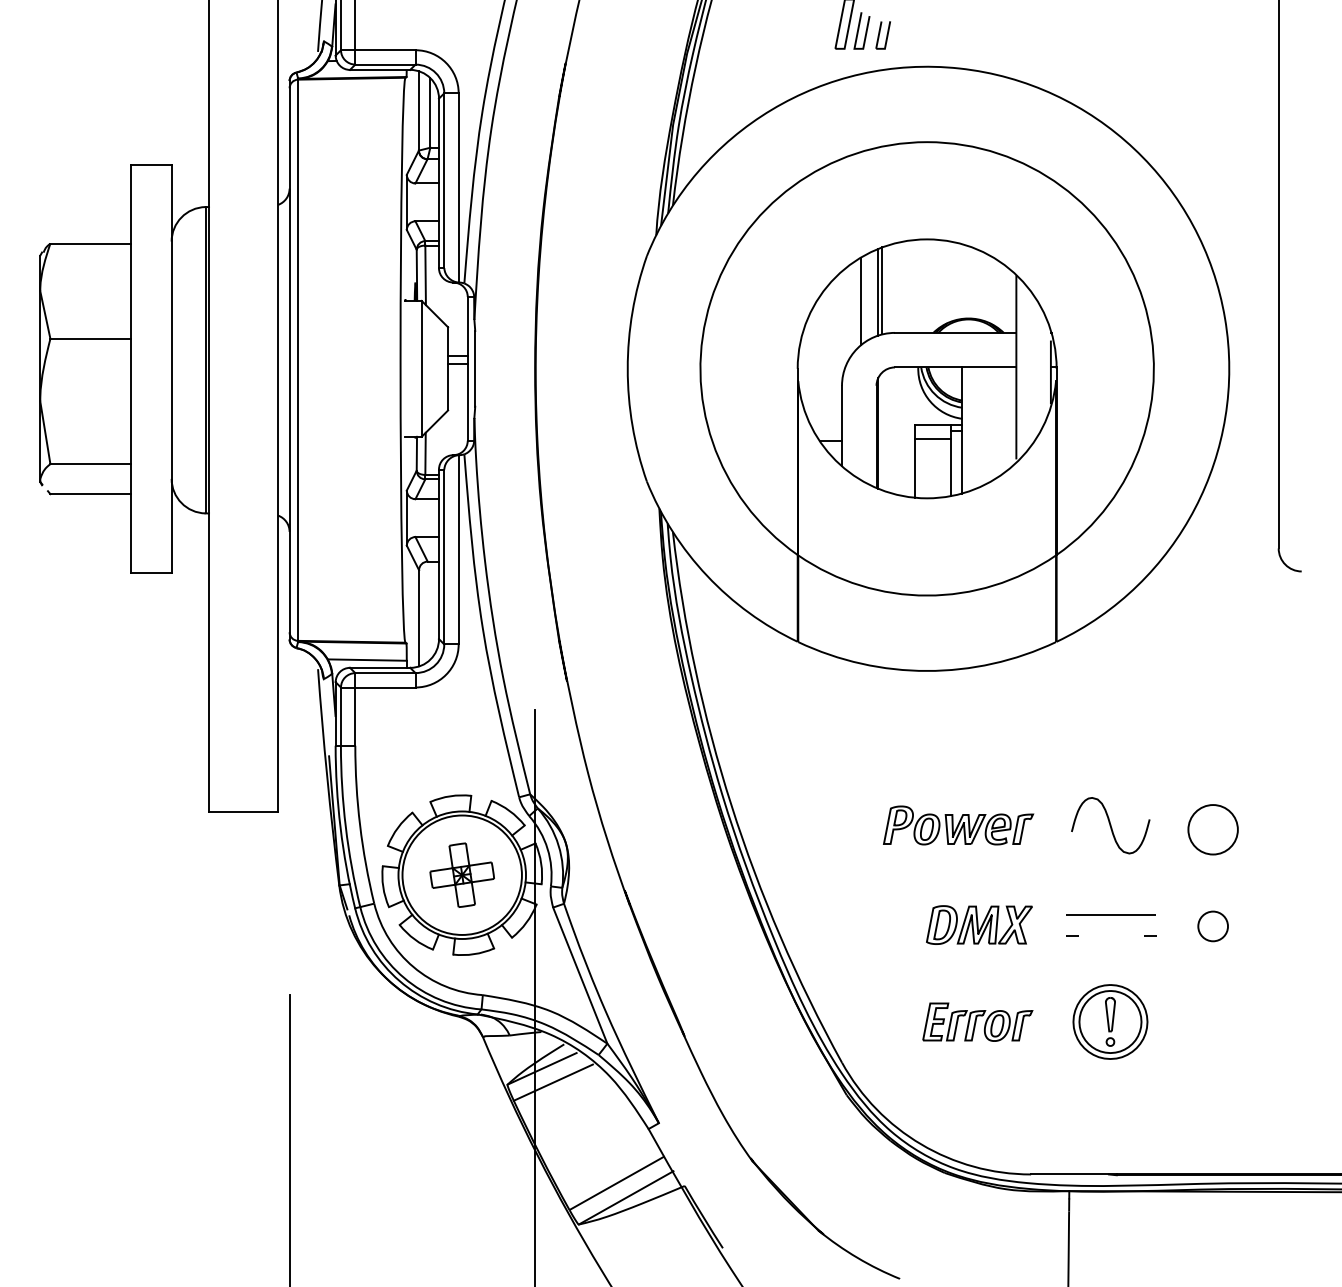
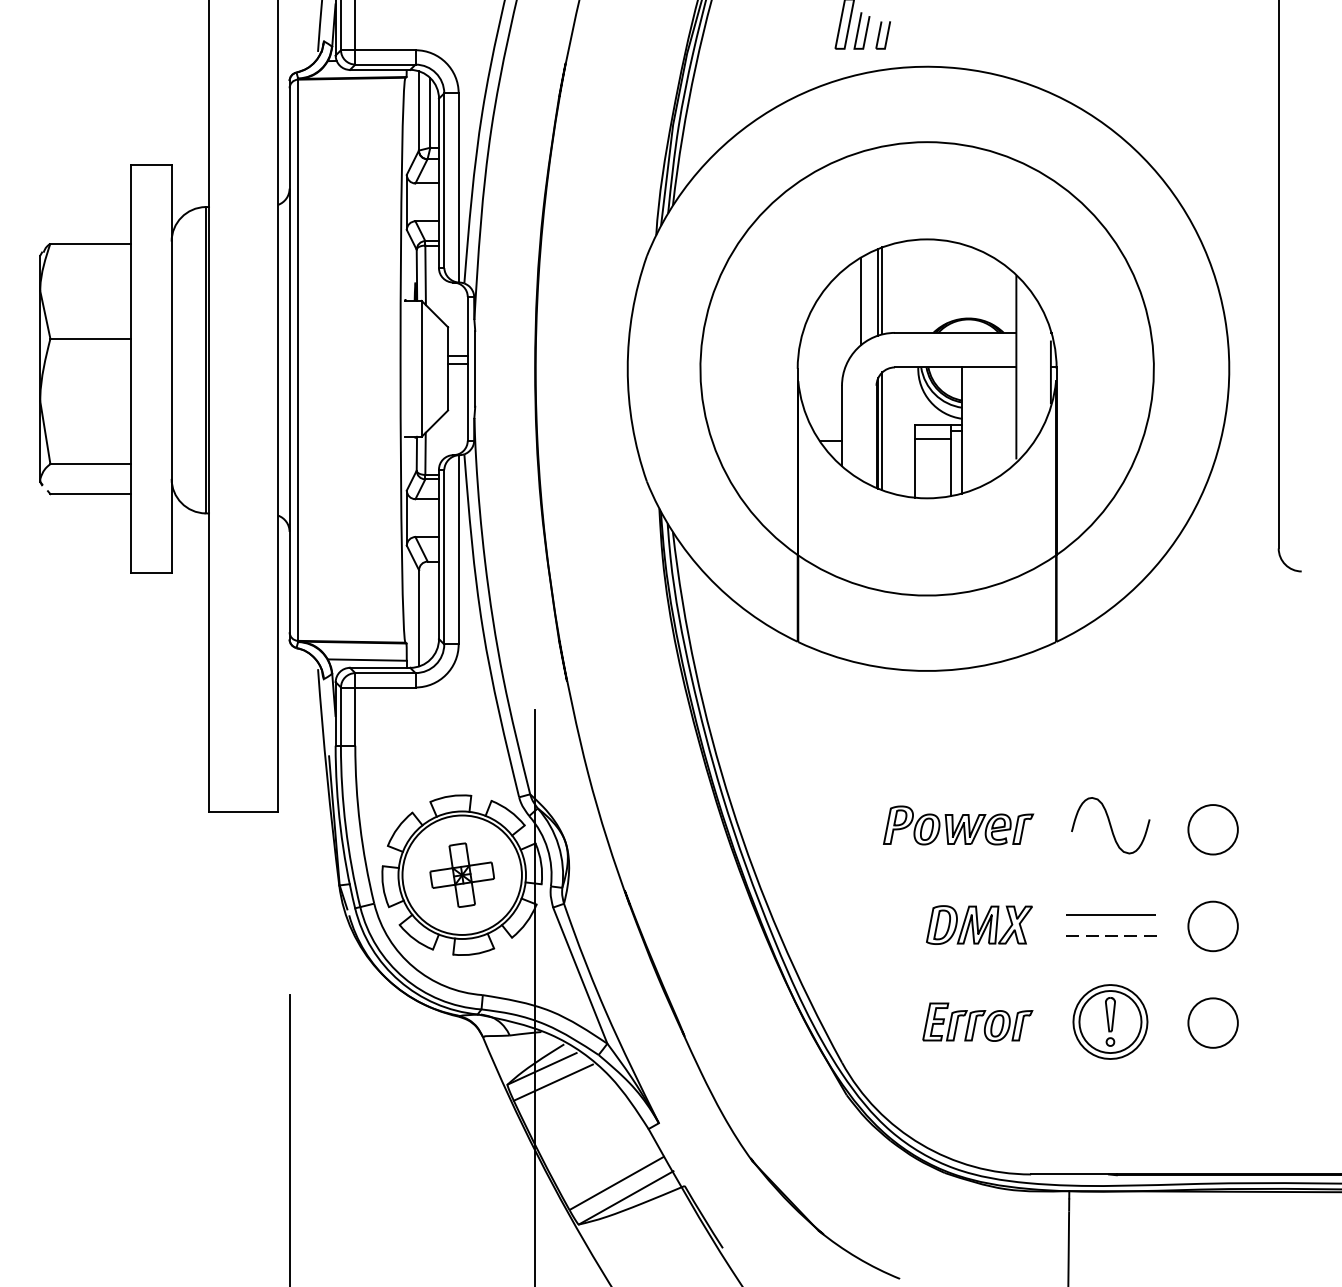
line: none -> present (882, 431)
circle diameter: 30 px -> 49 px (1212, 926)
line: none -> present (1111, 935)
circle: none -> present (1212, 1022)
